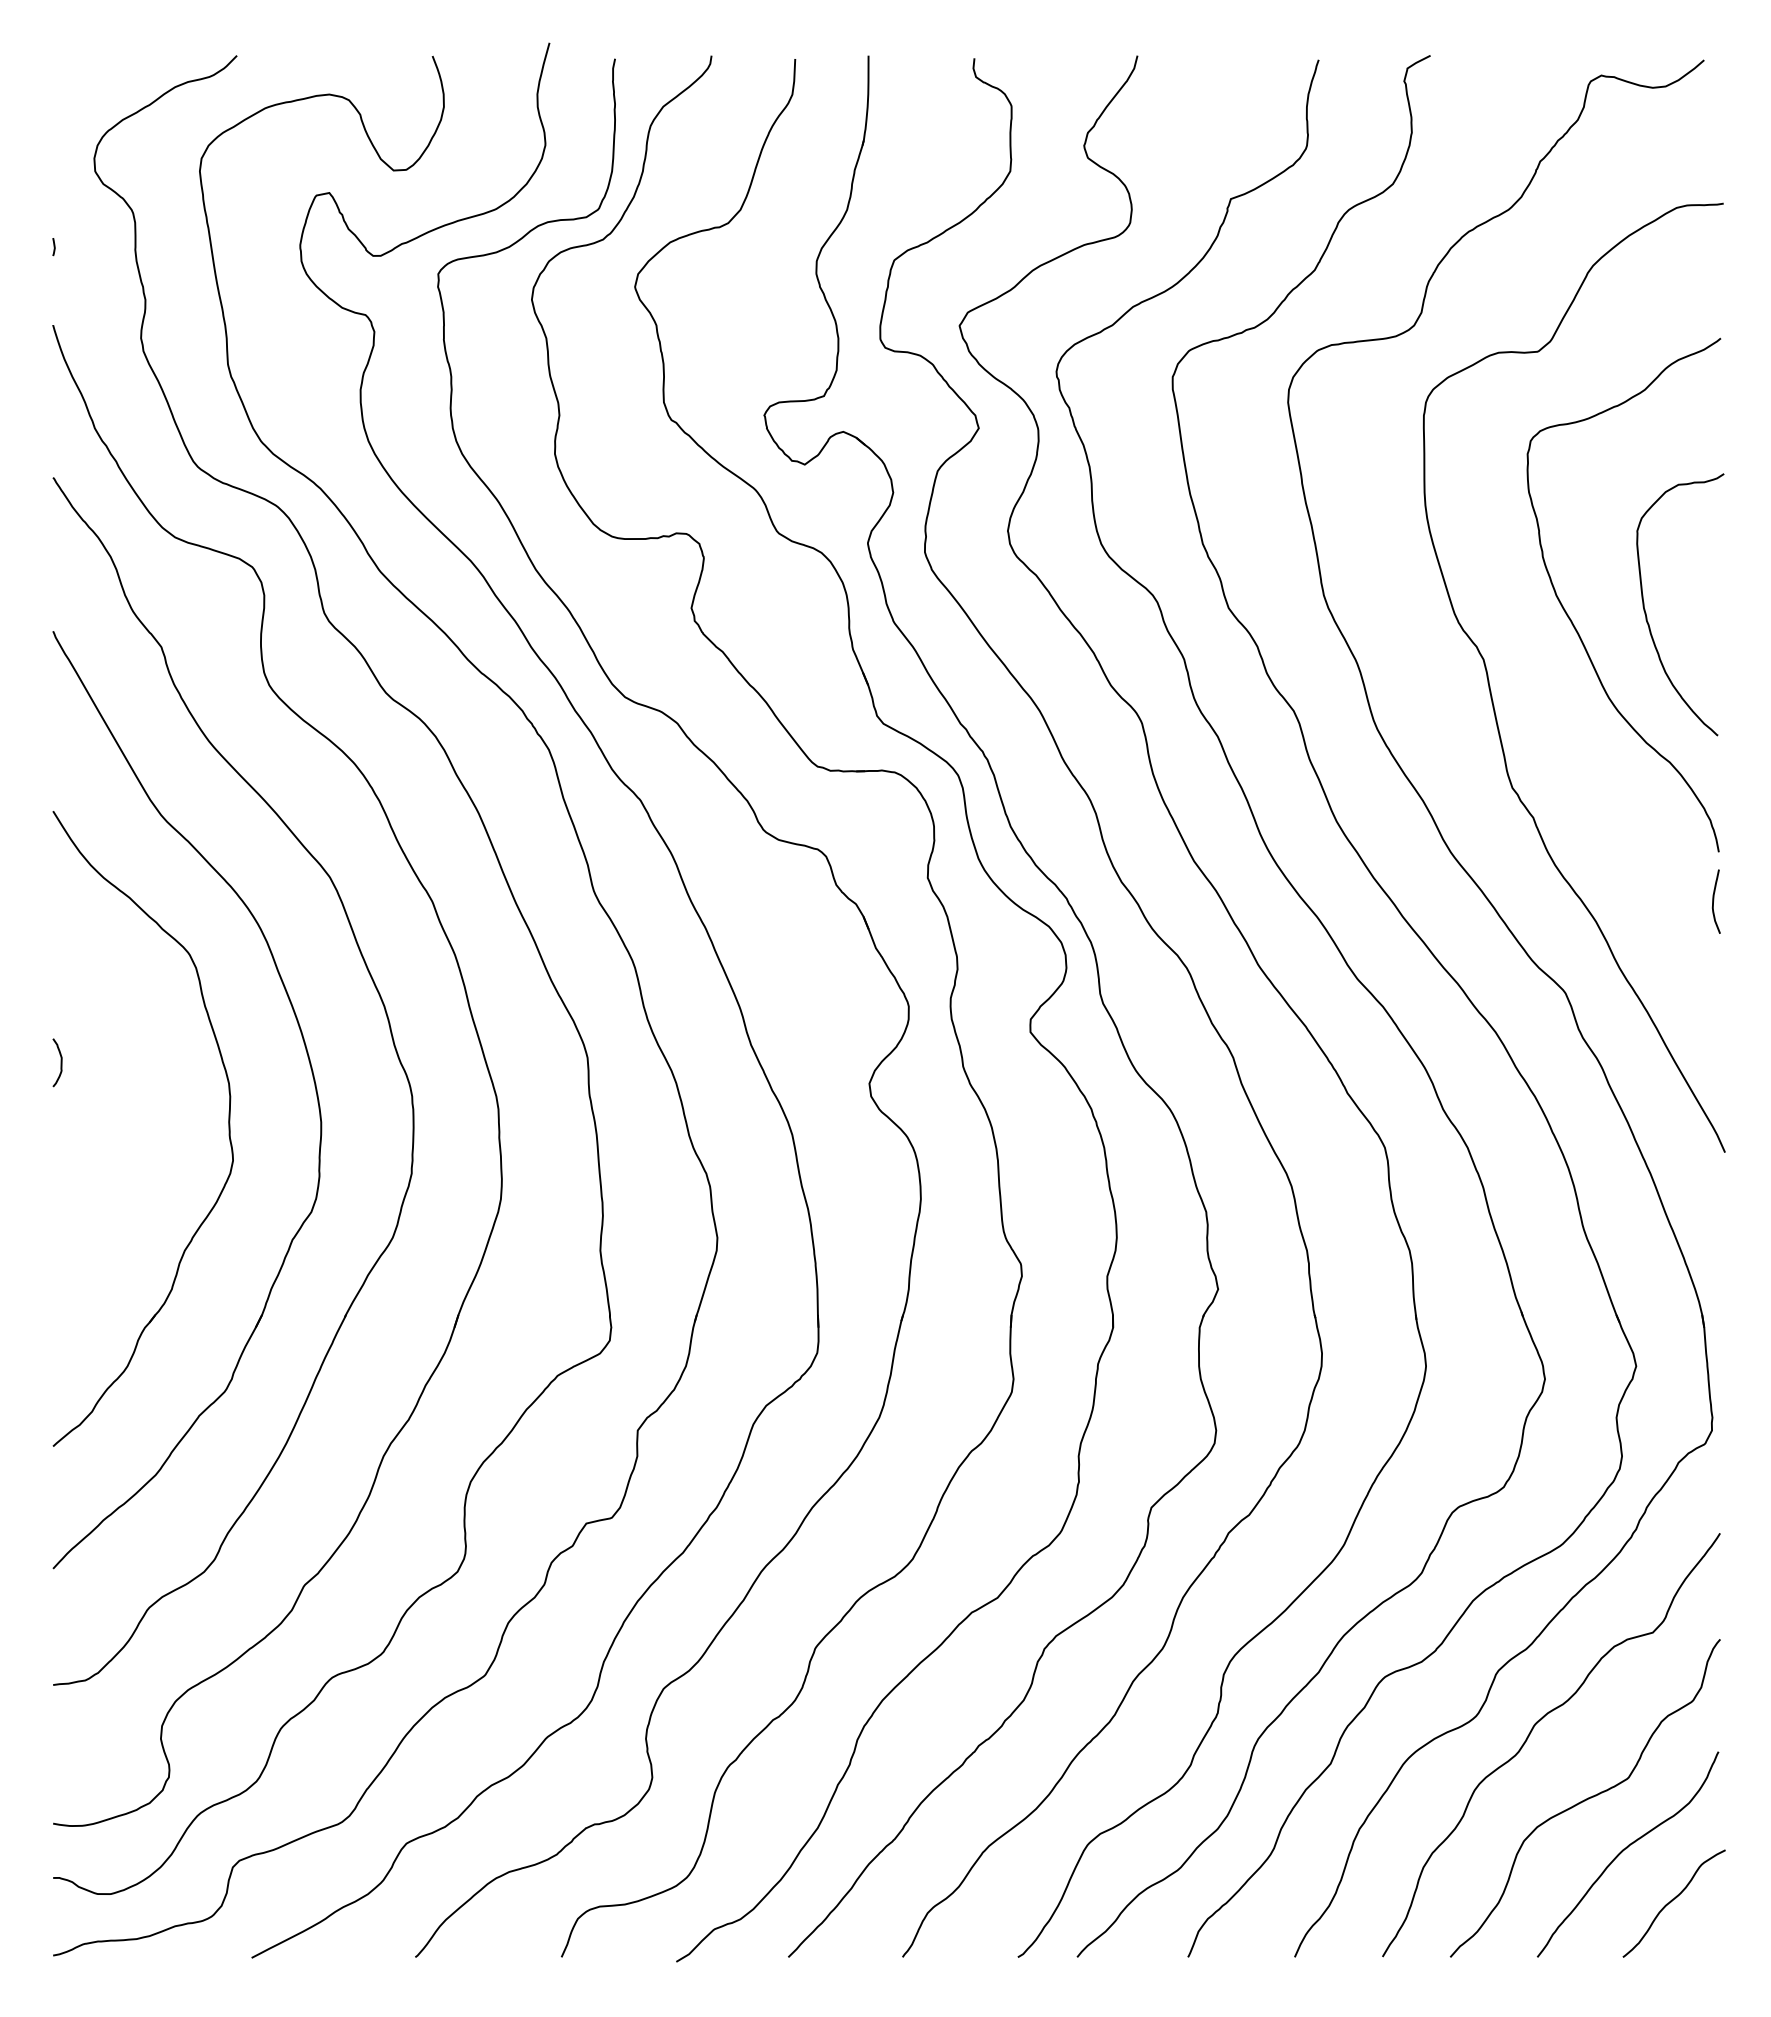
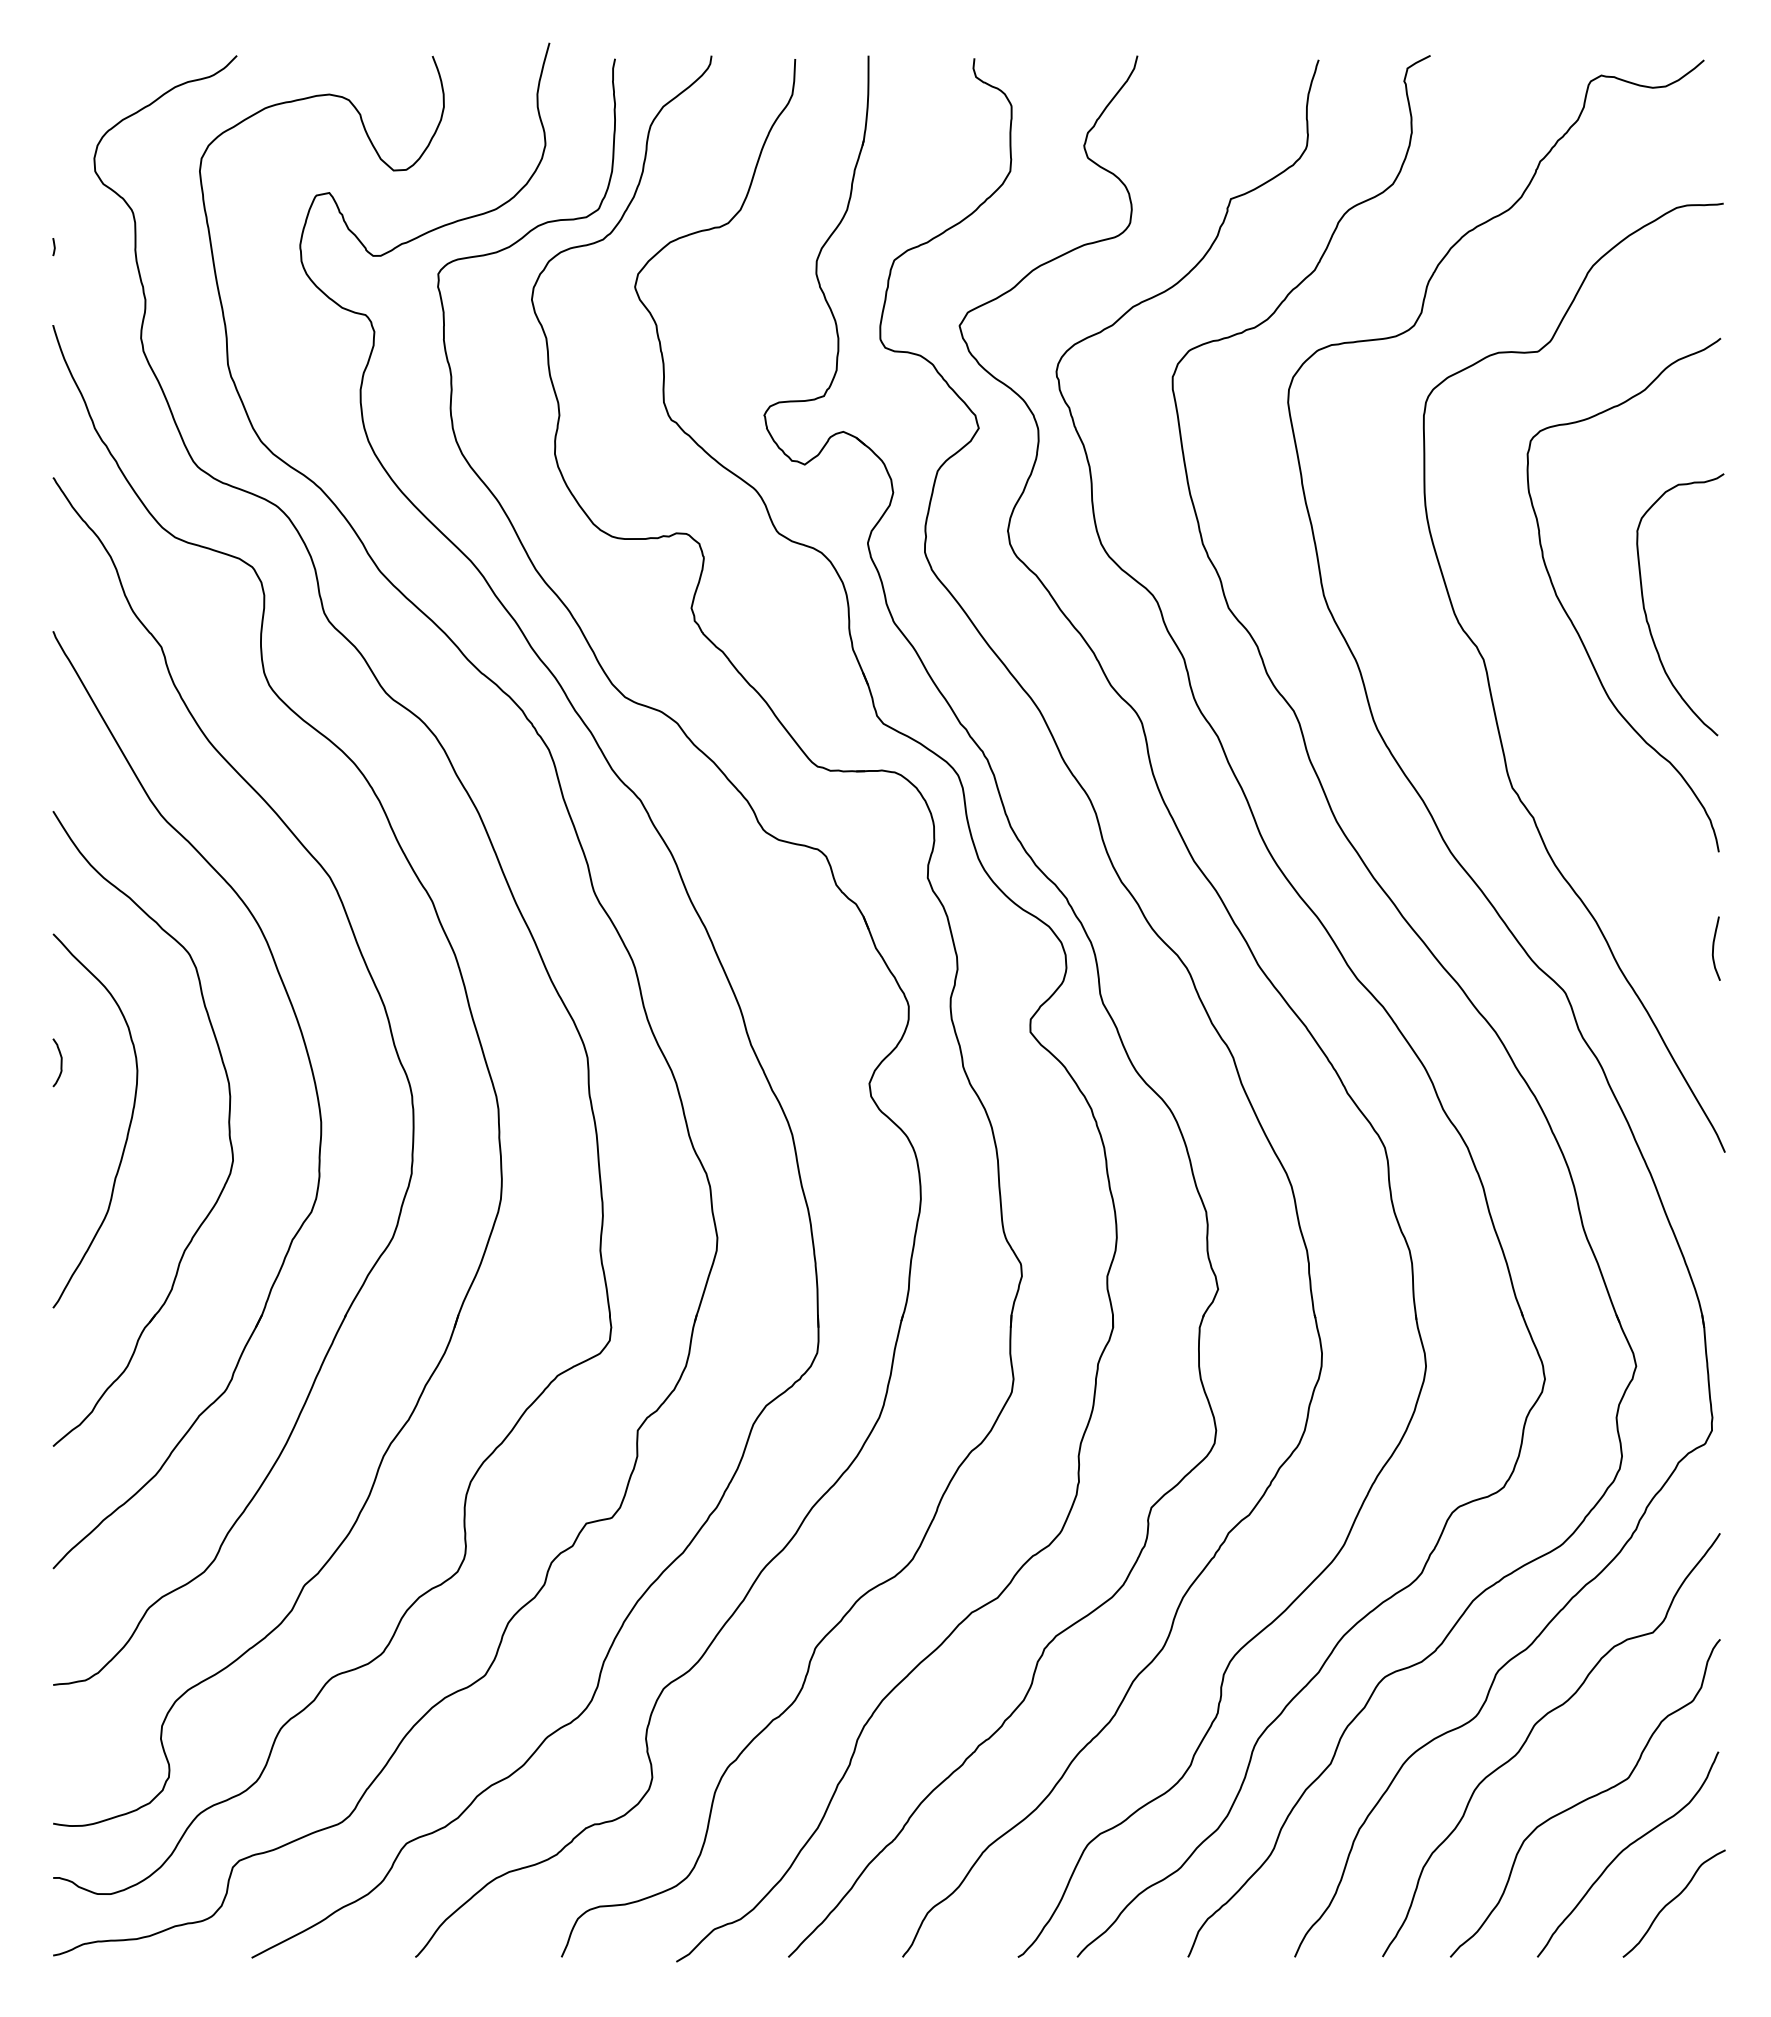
curve position: (1714, 900) -> (1714, 947) (1714, 947)
curve: none -> present (127, 1130)
